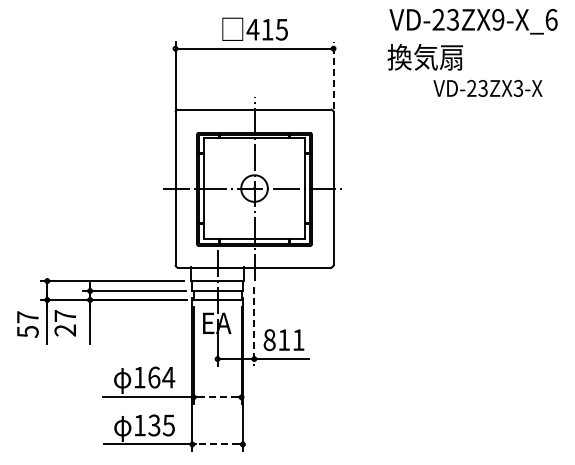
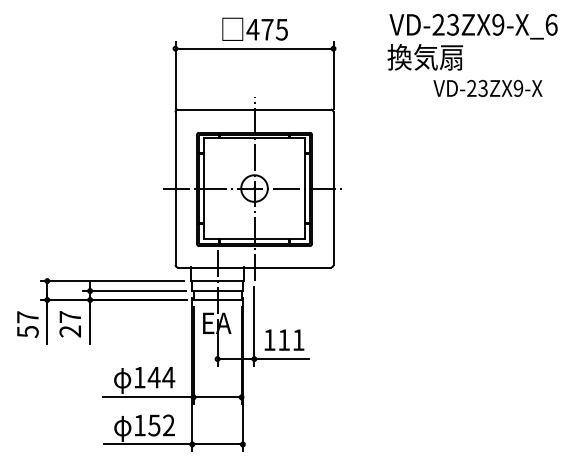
text position: (473, 21) -> (473, 26) (473, 26)
text: 415 -> 475 (267, 29)
line: dashed -> solid (333, 74)
text: VD-23ZX3-X -> VD-23ZX9-X (518, 88)
text position: (64, 323) -> (69, 324) (69, 324)
line: dashed -> solid (254, 326)
text: 811 -> 111 (269, 340)
text: 164 -> 144 (153, 377)
line: dashed -> solid (217, 397)
text: 135 -> 152 (161, 425)
line: dashed -> solid (217, 444)
